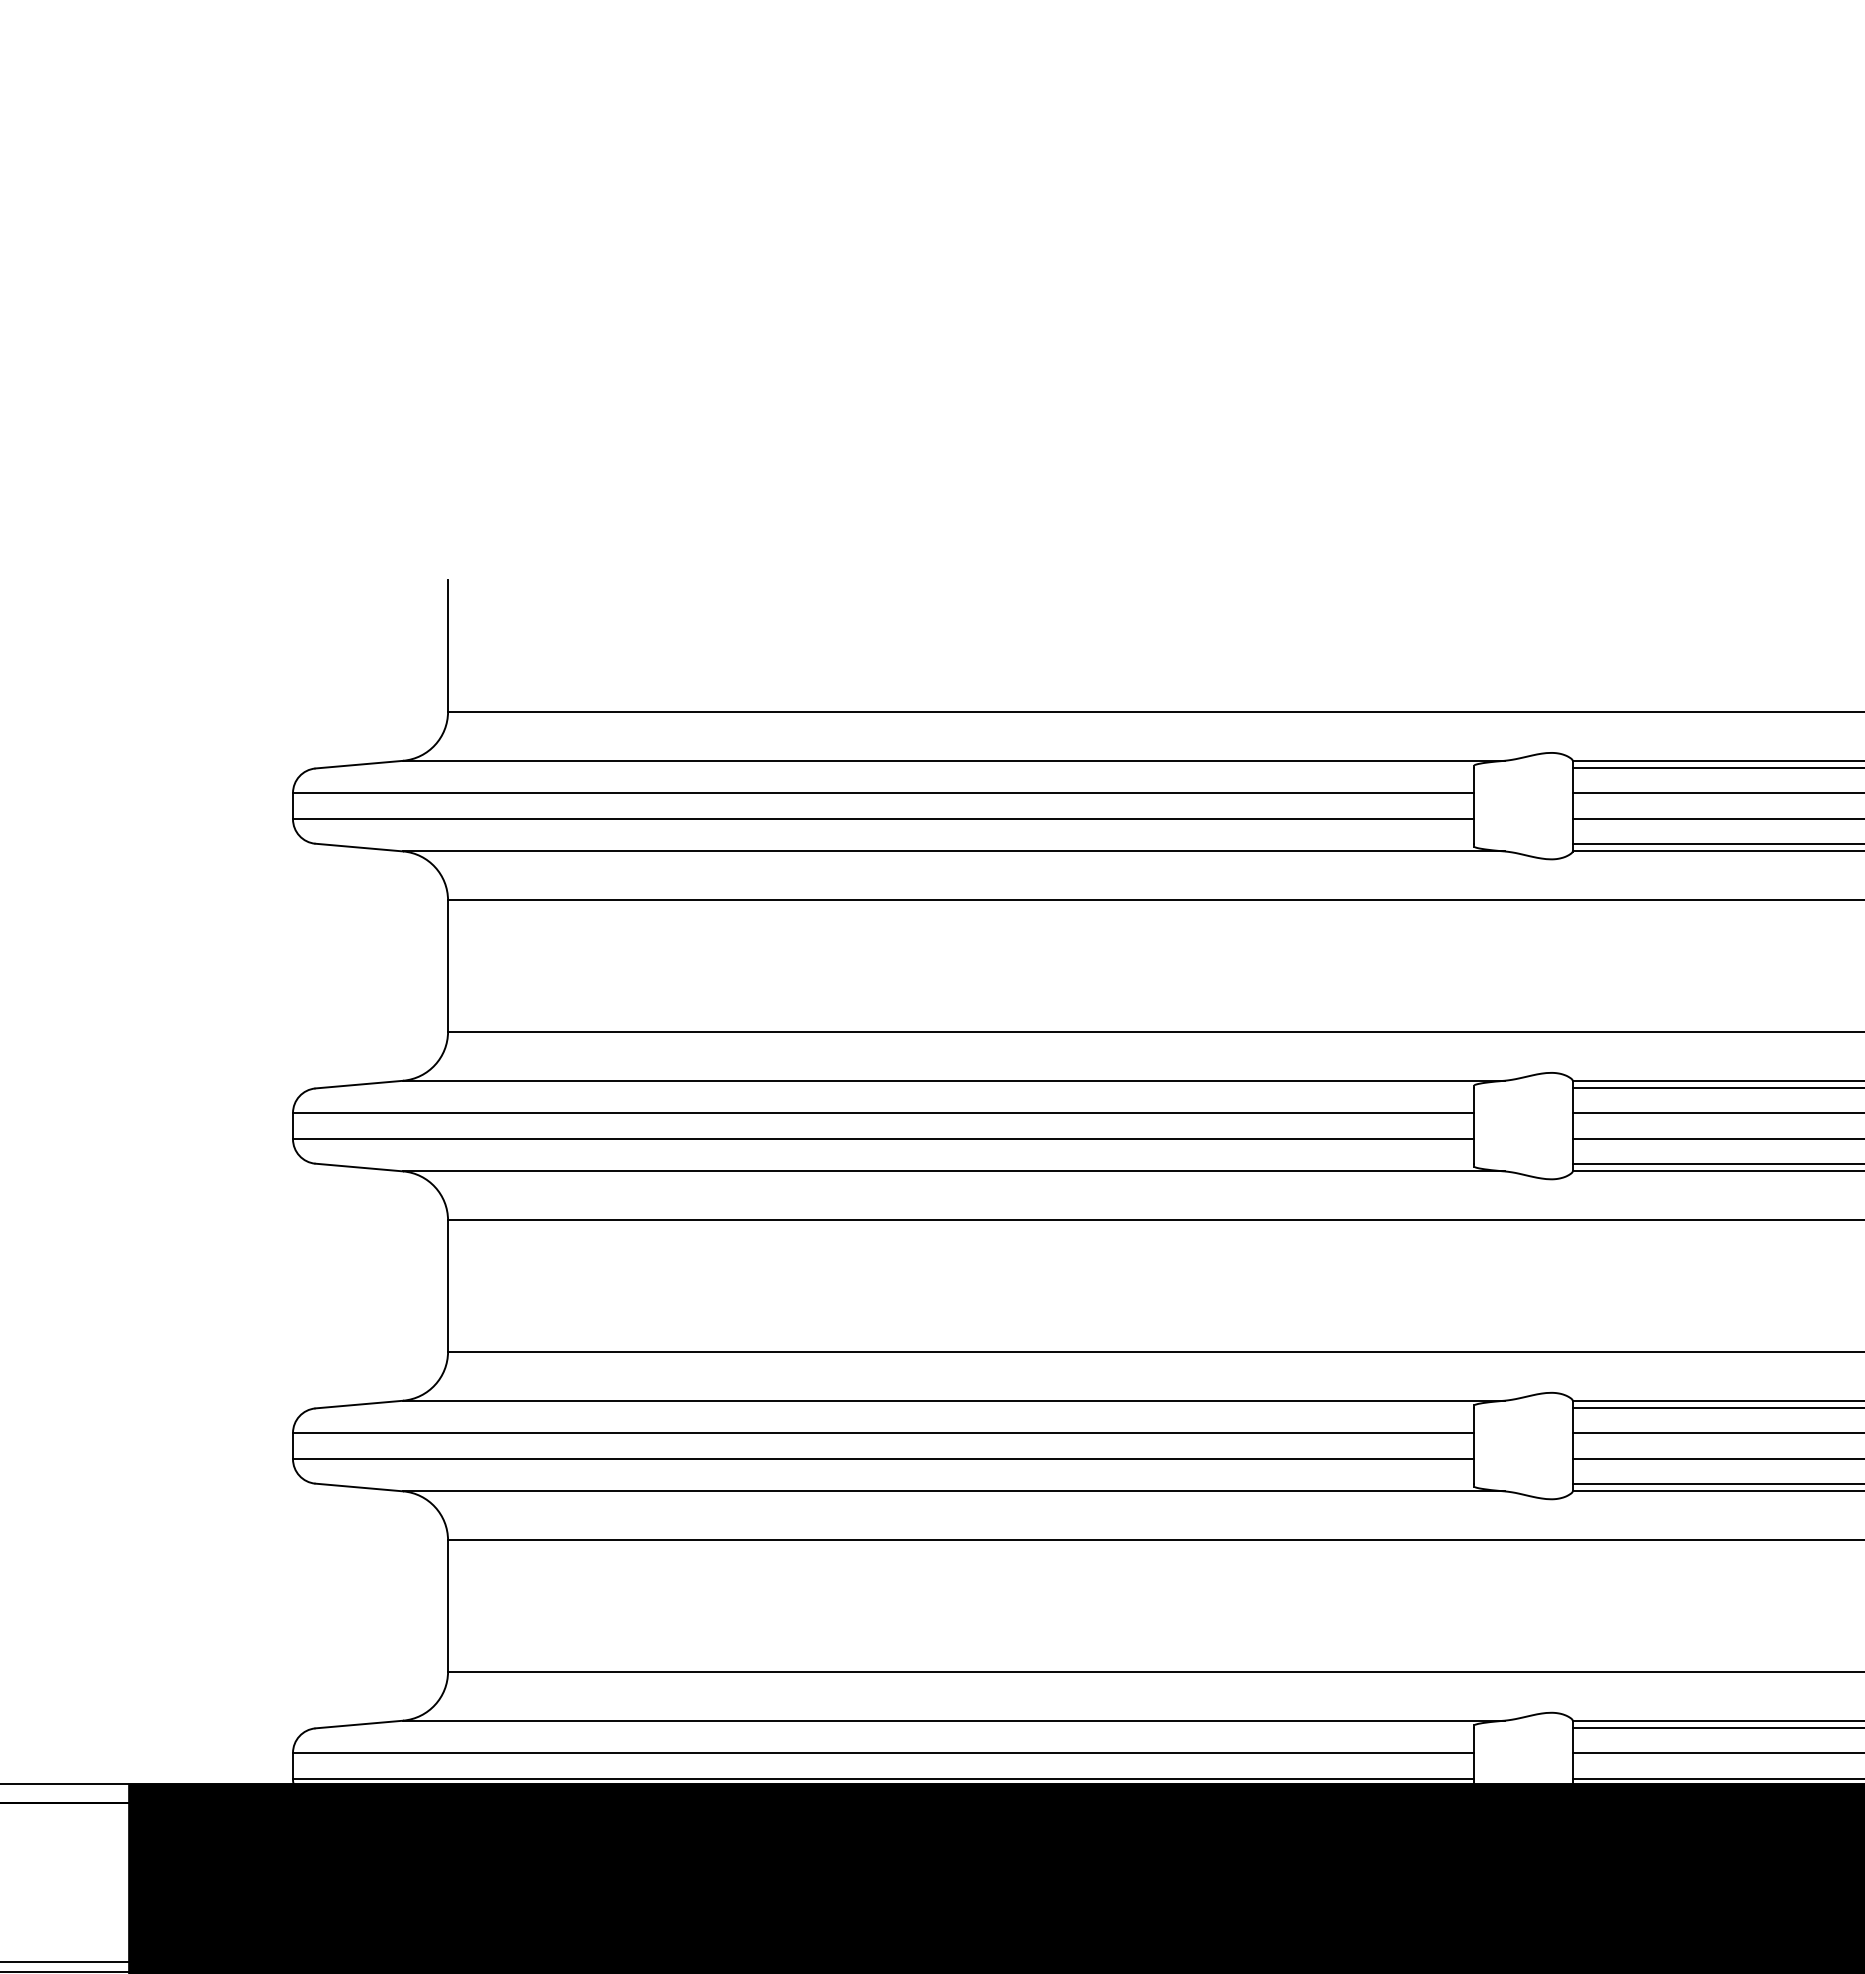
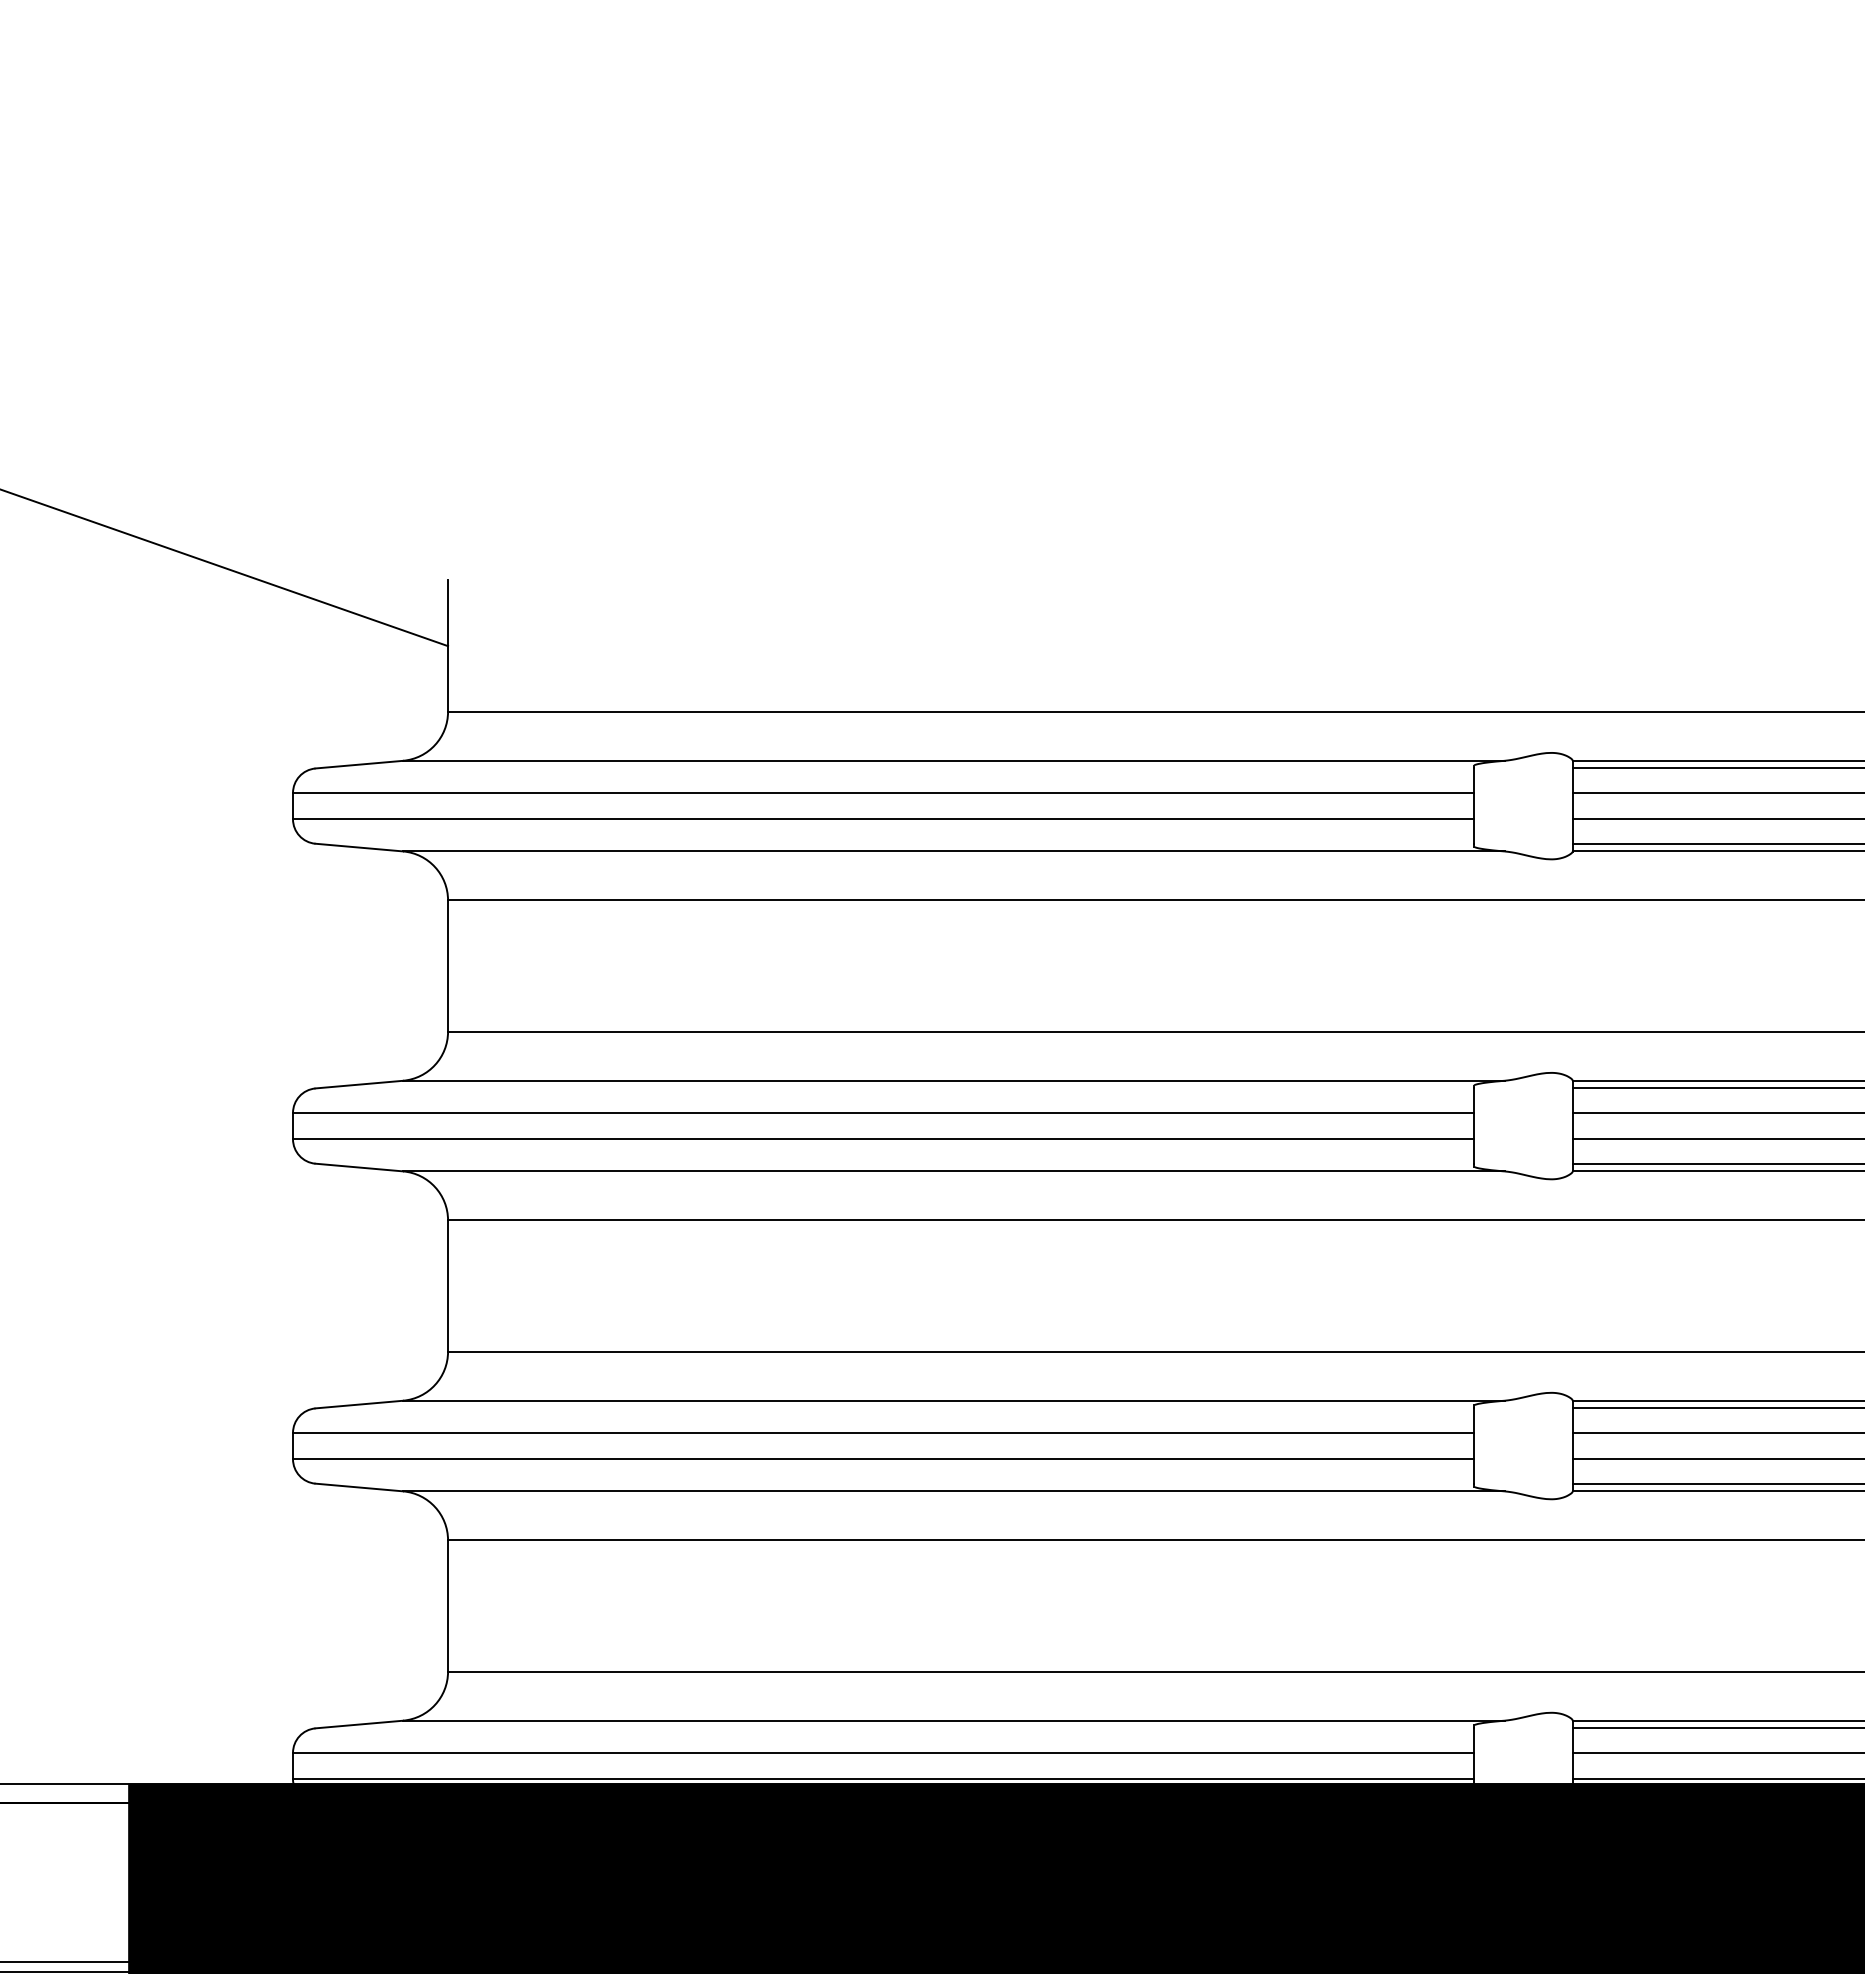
line: none -> present (225, 568)
